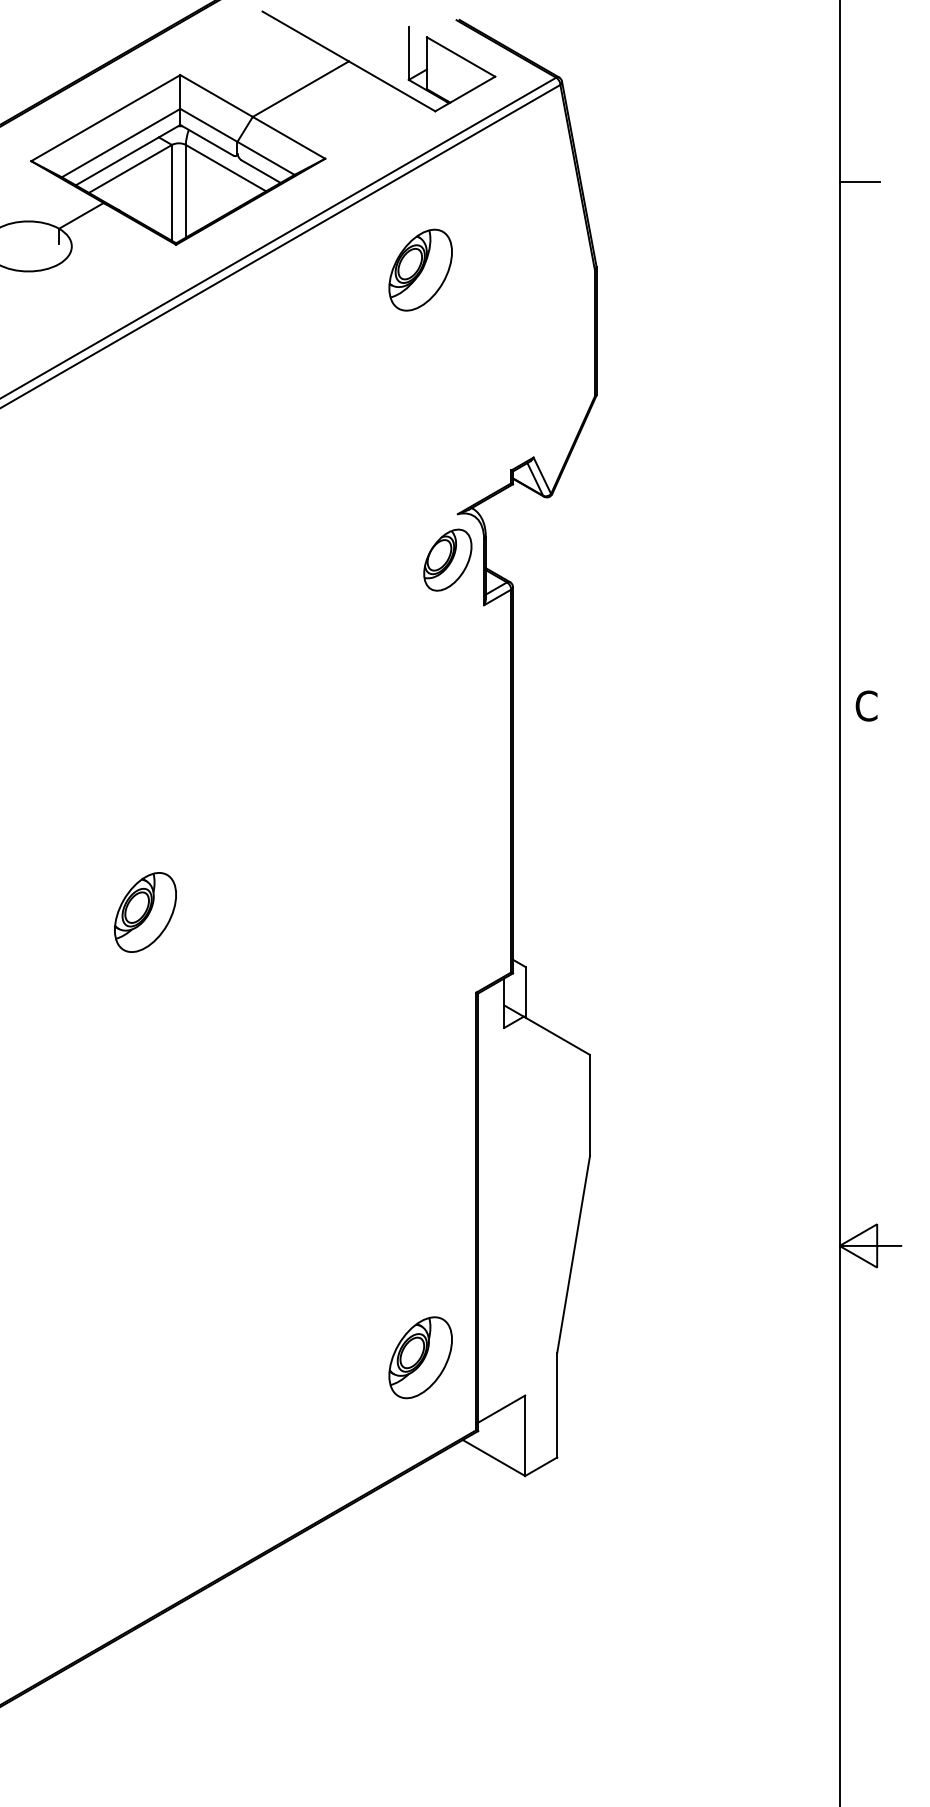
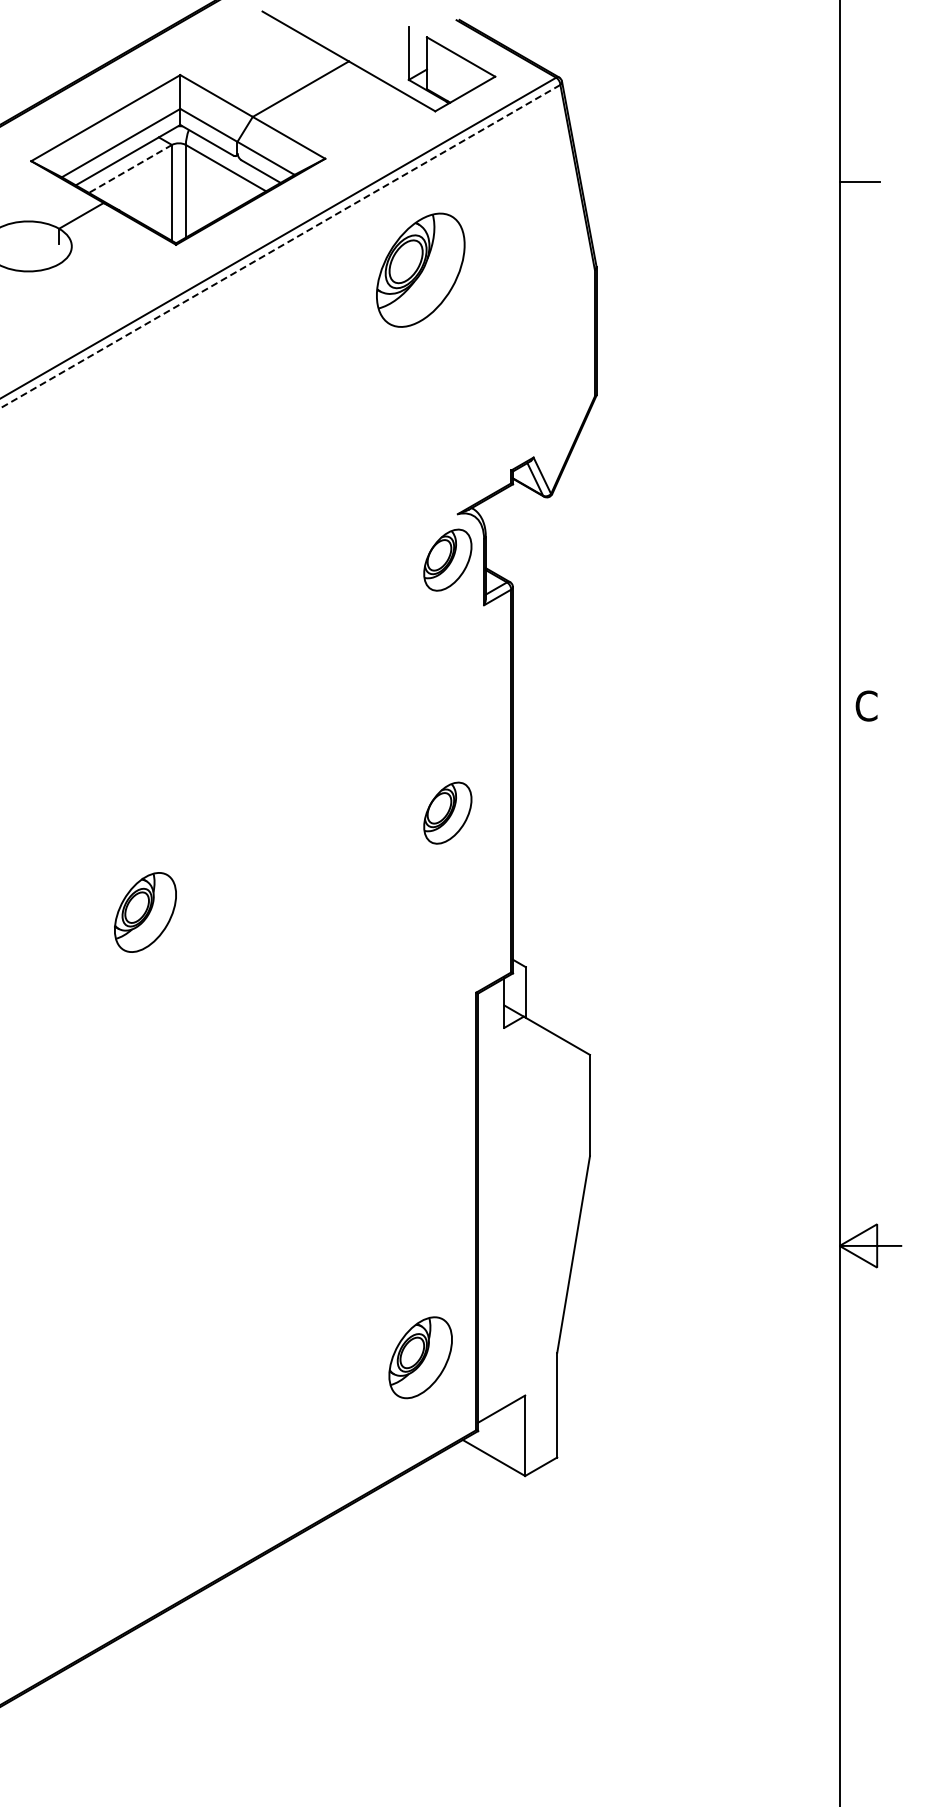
line: solid -> dashed (130, 168)
line: solid -> dashed (280, 246)
part size: 65x84 px -> 90x116 px (420, 269)
part: none -> present (447, 812)
